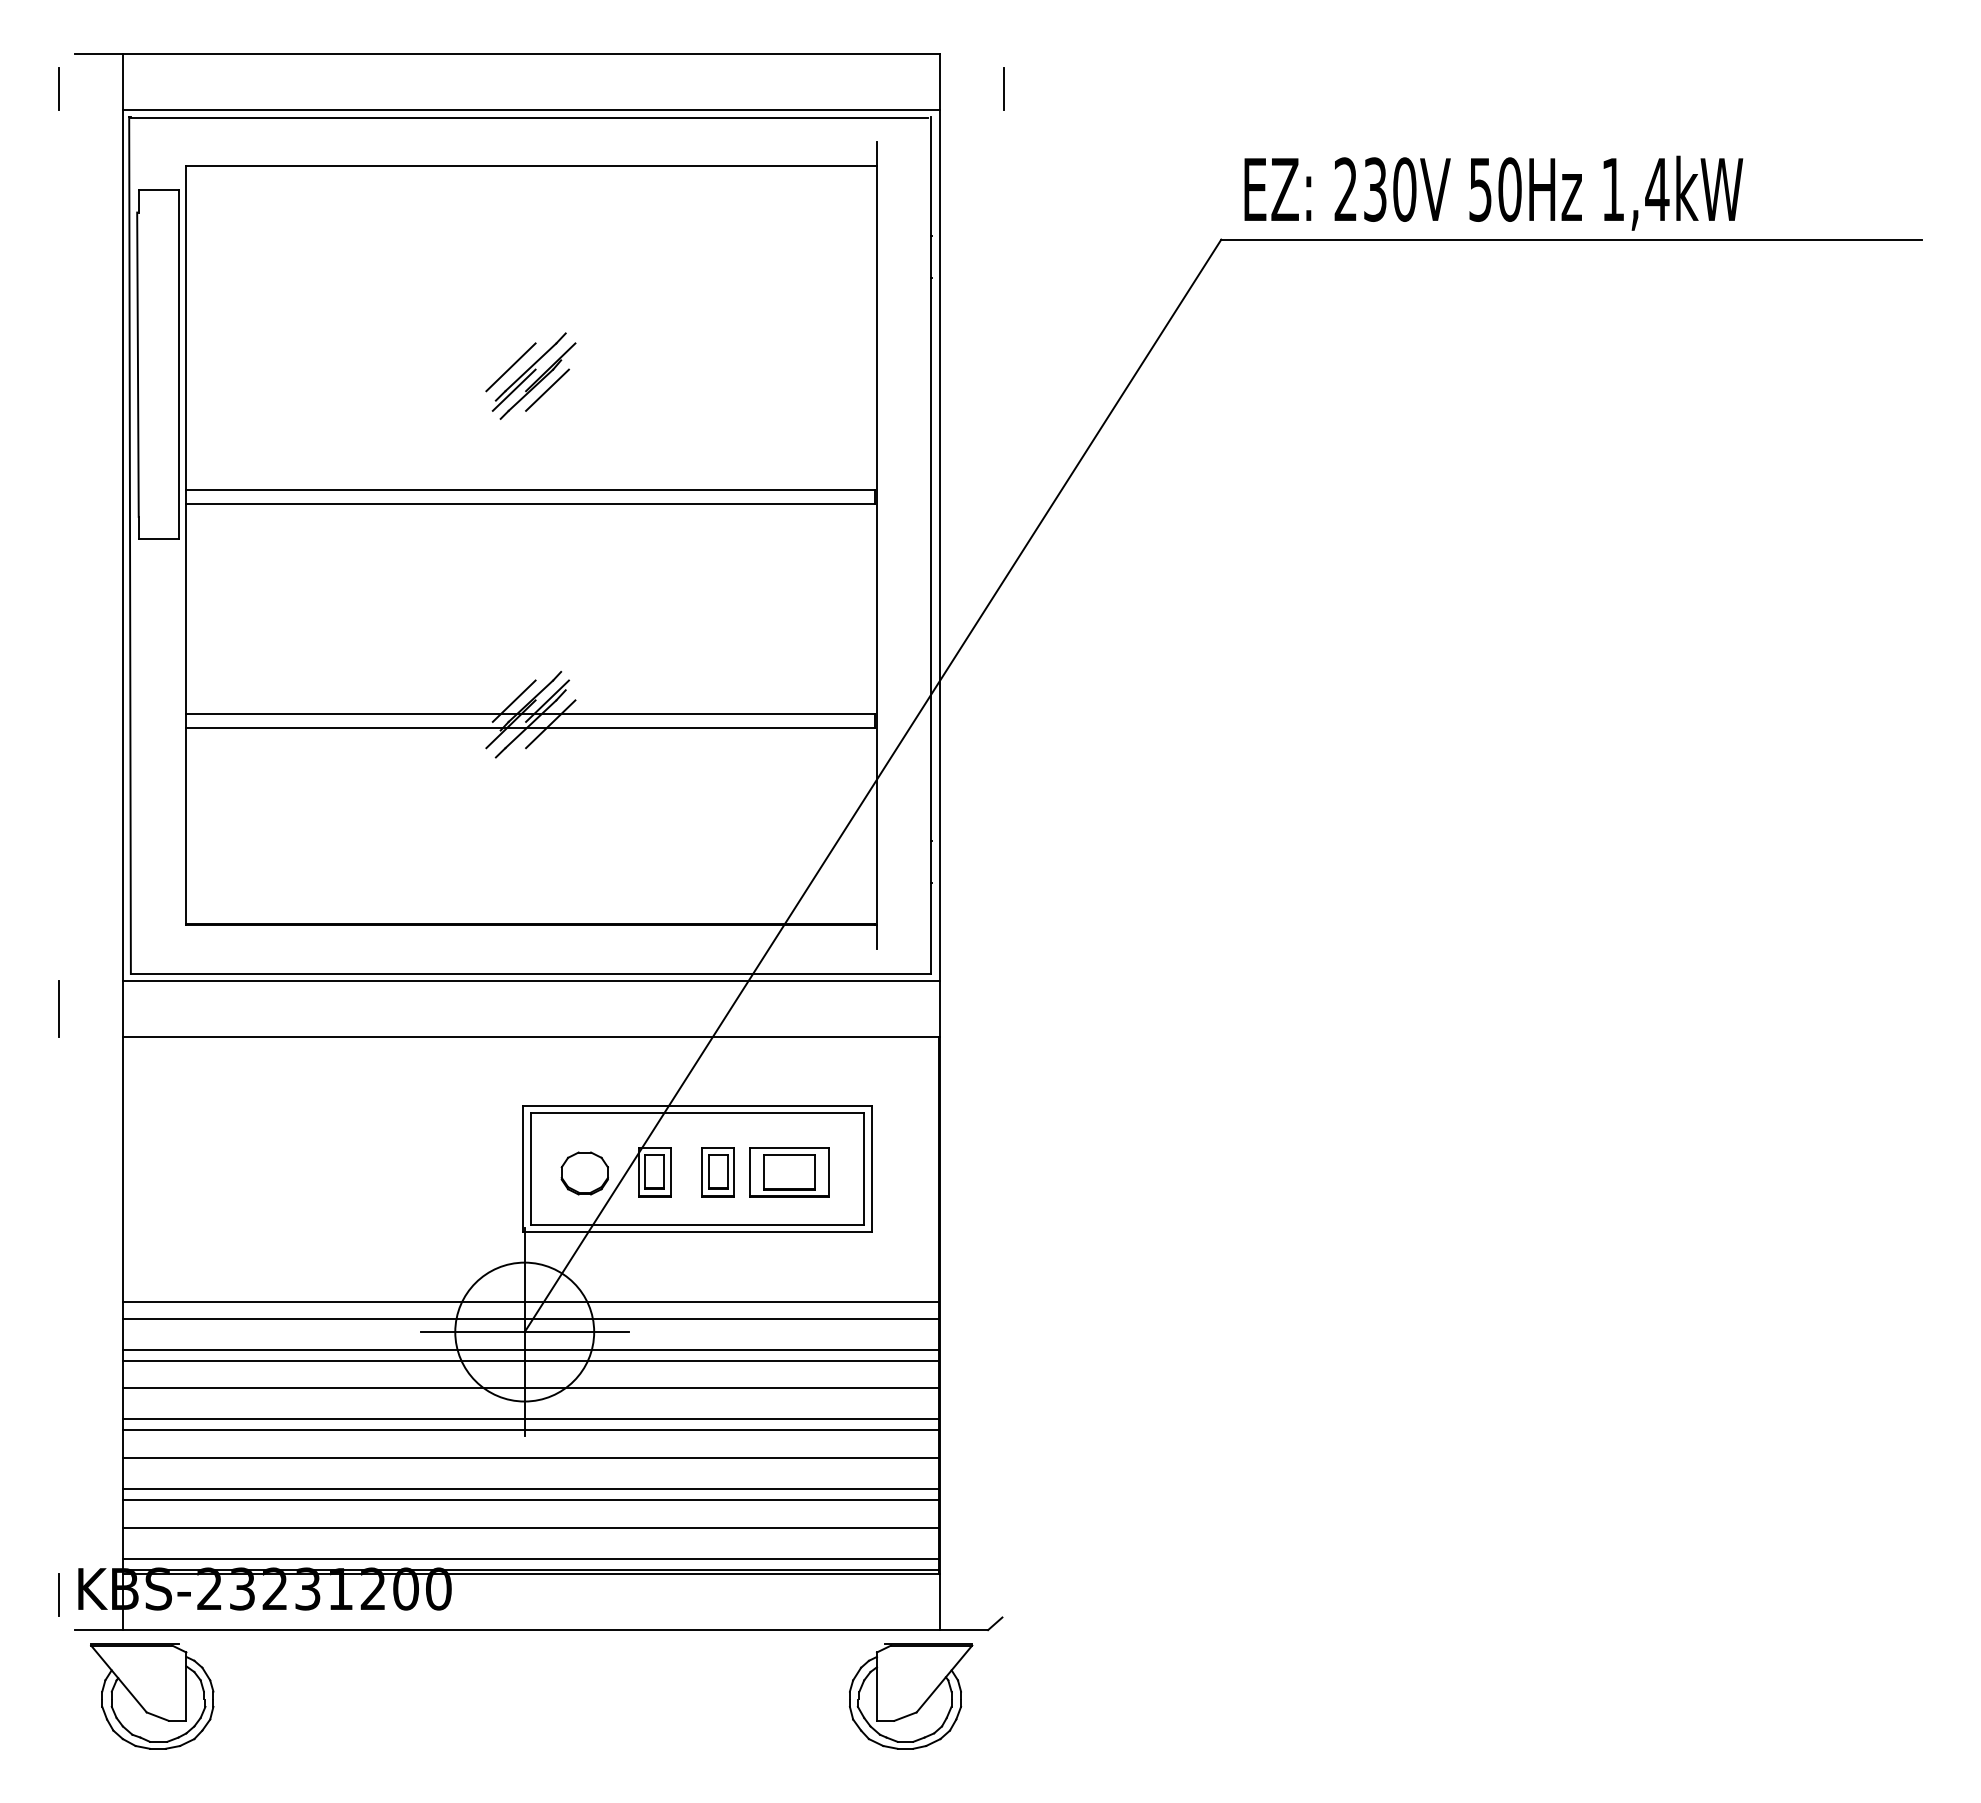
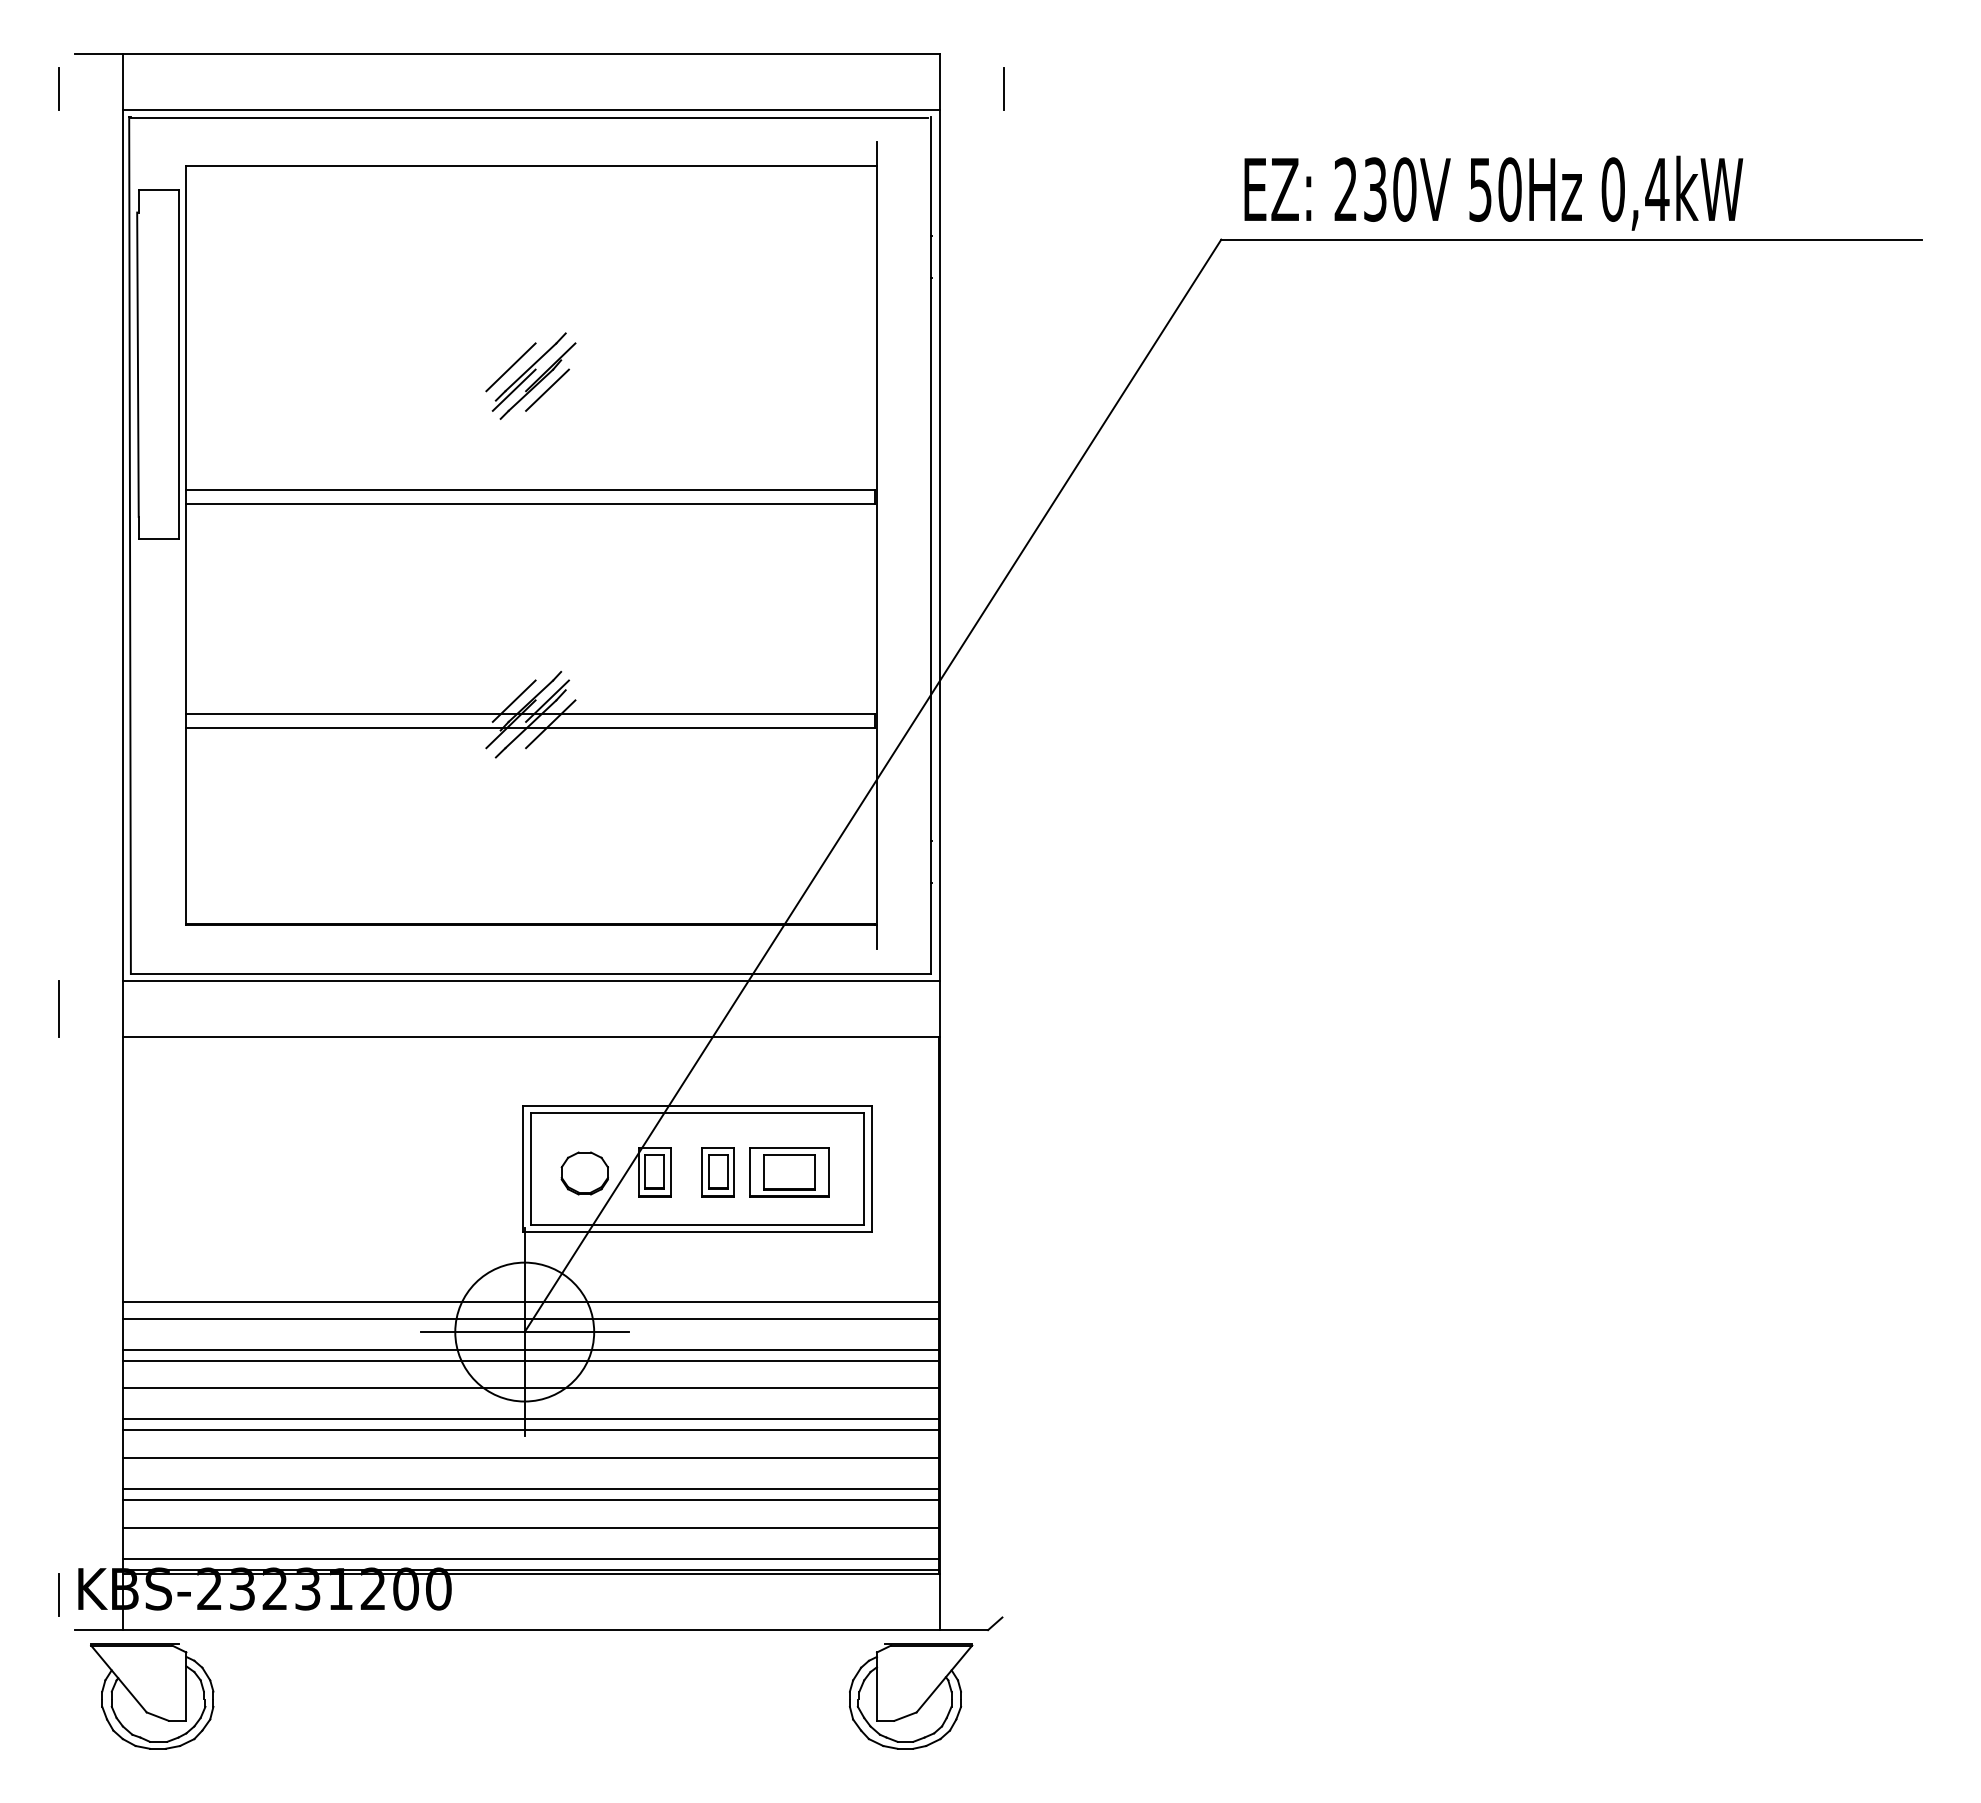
text: 1,4kW -> 0,4kW (1612, 189)
